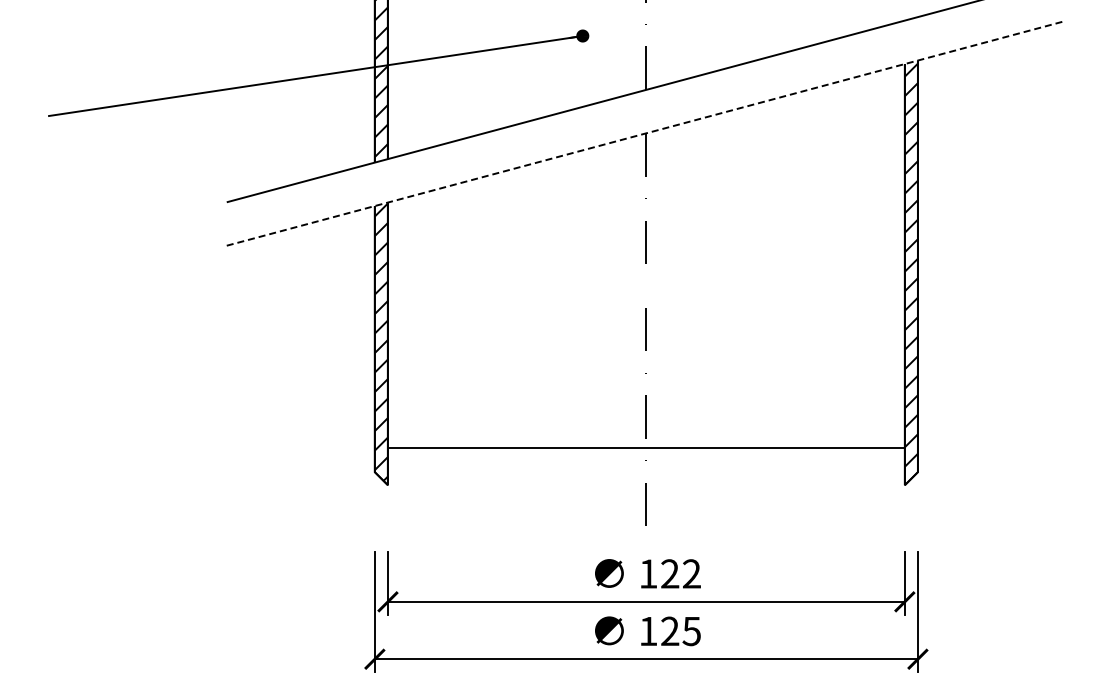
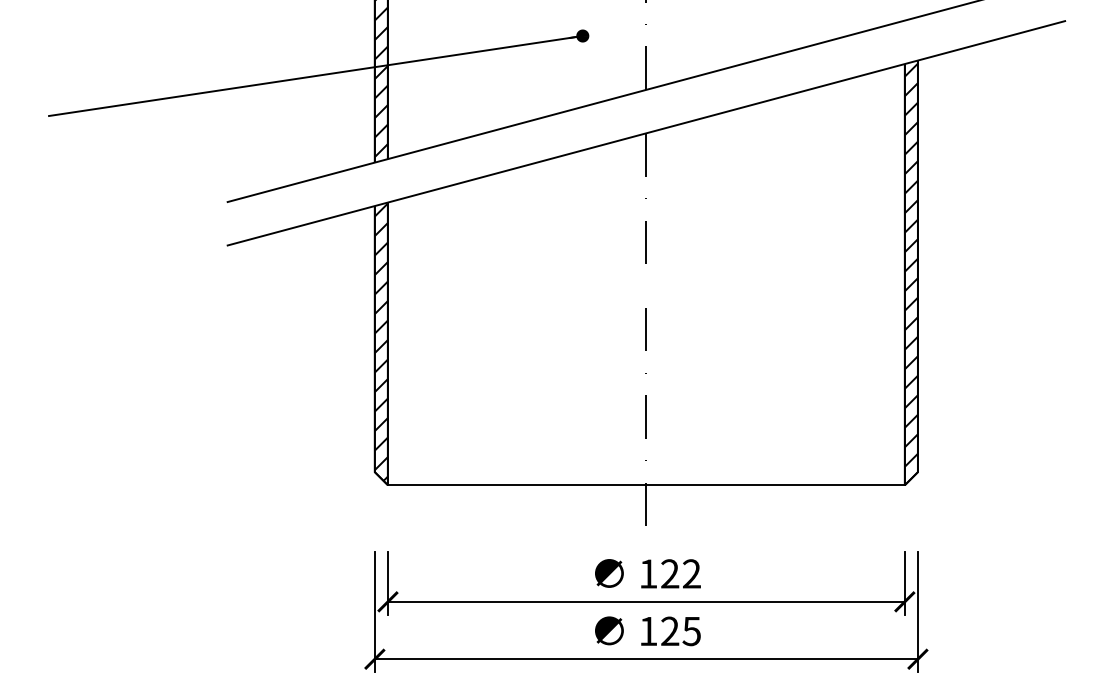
line: dashed -> solid (646, 133)
line position: (645, 448) -> (645, 485) (645, 485)
